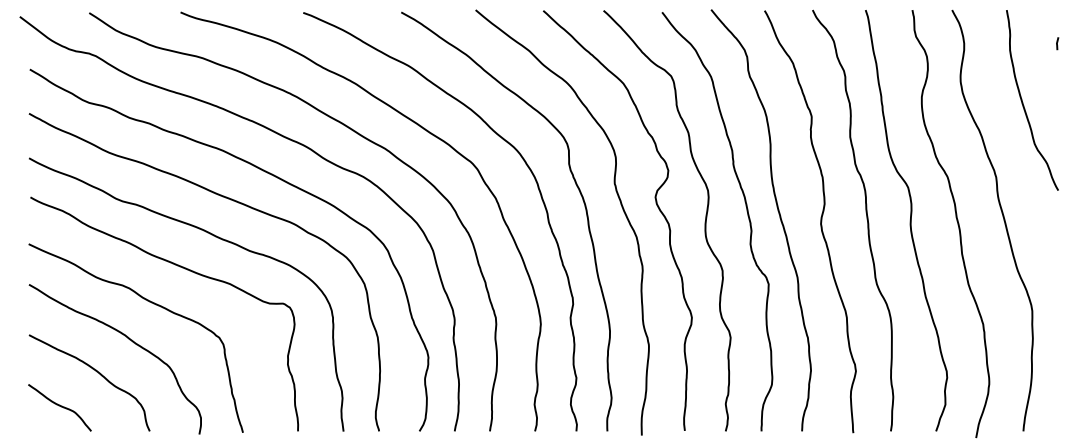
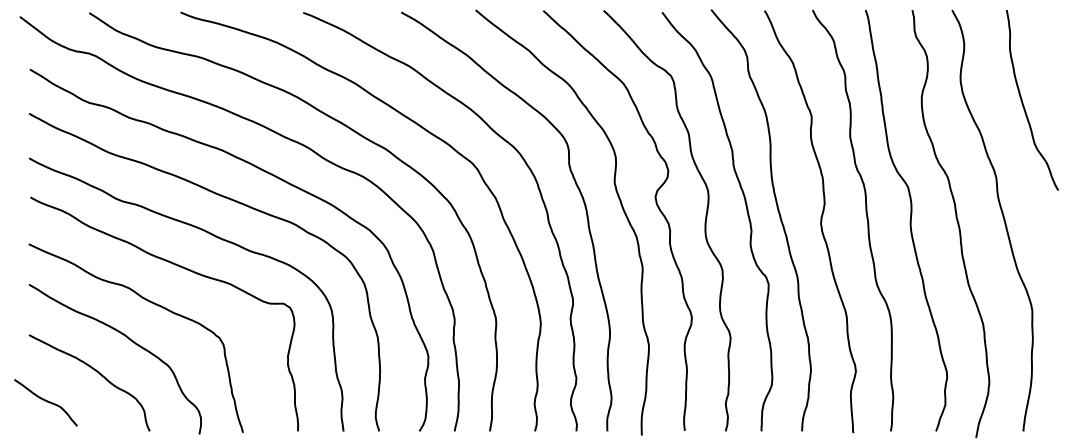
line: present -> none (1057, 43)
curve position: (59, 406) -> (45, 401) (45, 401)
